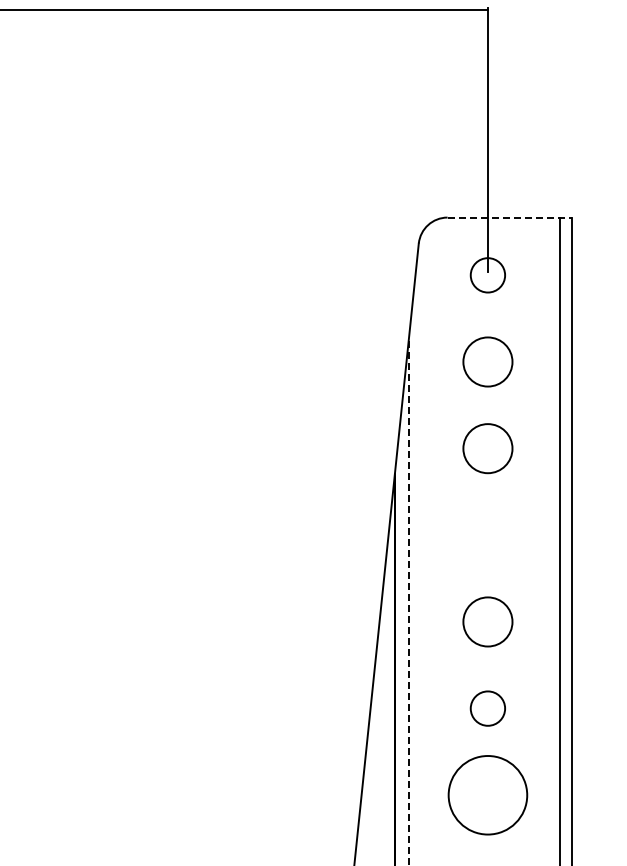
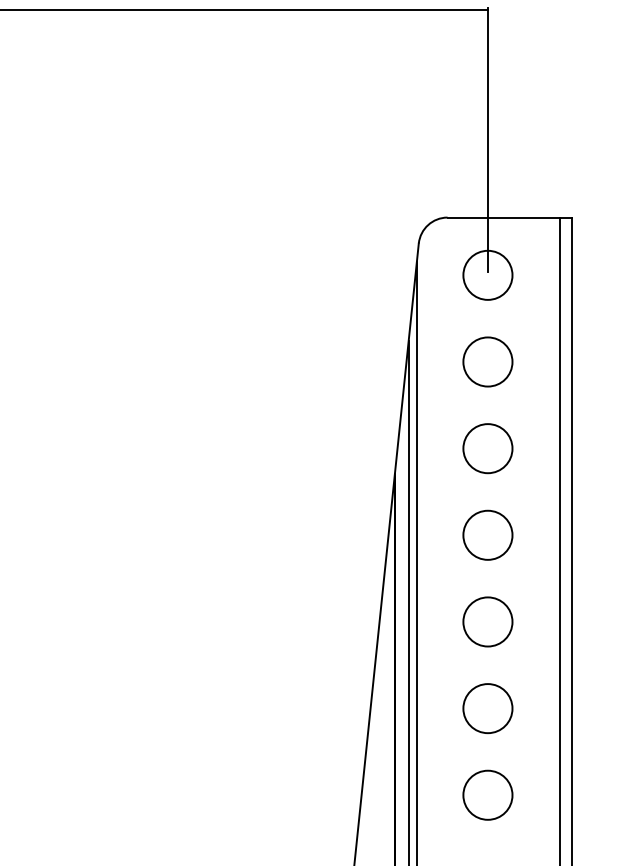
line: dashed -> solid (510, 217)
circle diameter: 34 px -> 49 px (487, 274)
circle: none -> present (487, 534)
line: none -> present (416, 561)
line: dashed -> solid (408, 602)
circle diameter: 34 px -> 49 px (487, 708)
circle diameter: 79 px -> 49 px (487, 794)
